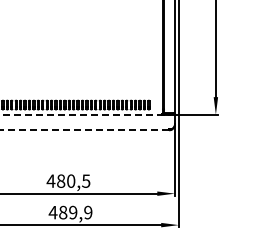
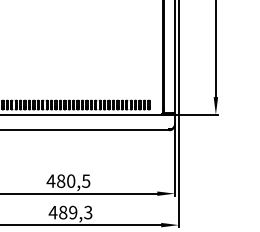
line: dashed -> solid (87, 114)
line: dashed -> solid (85, 130)
text: 489,9 -> 489,3 (88, 212)
